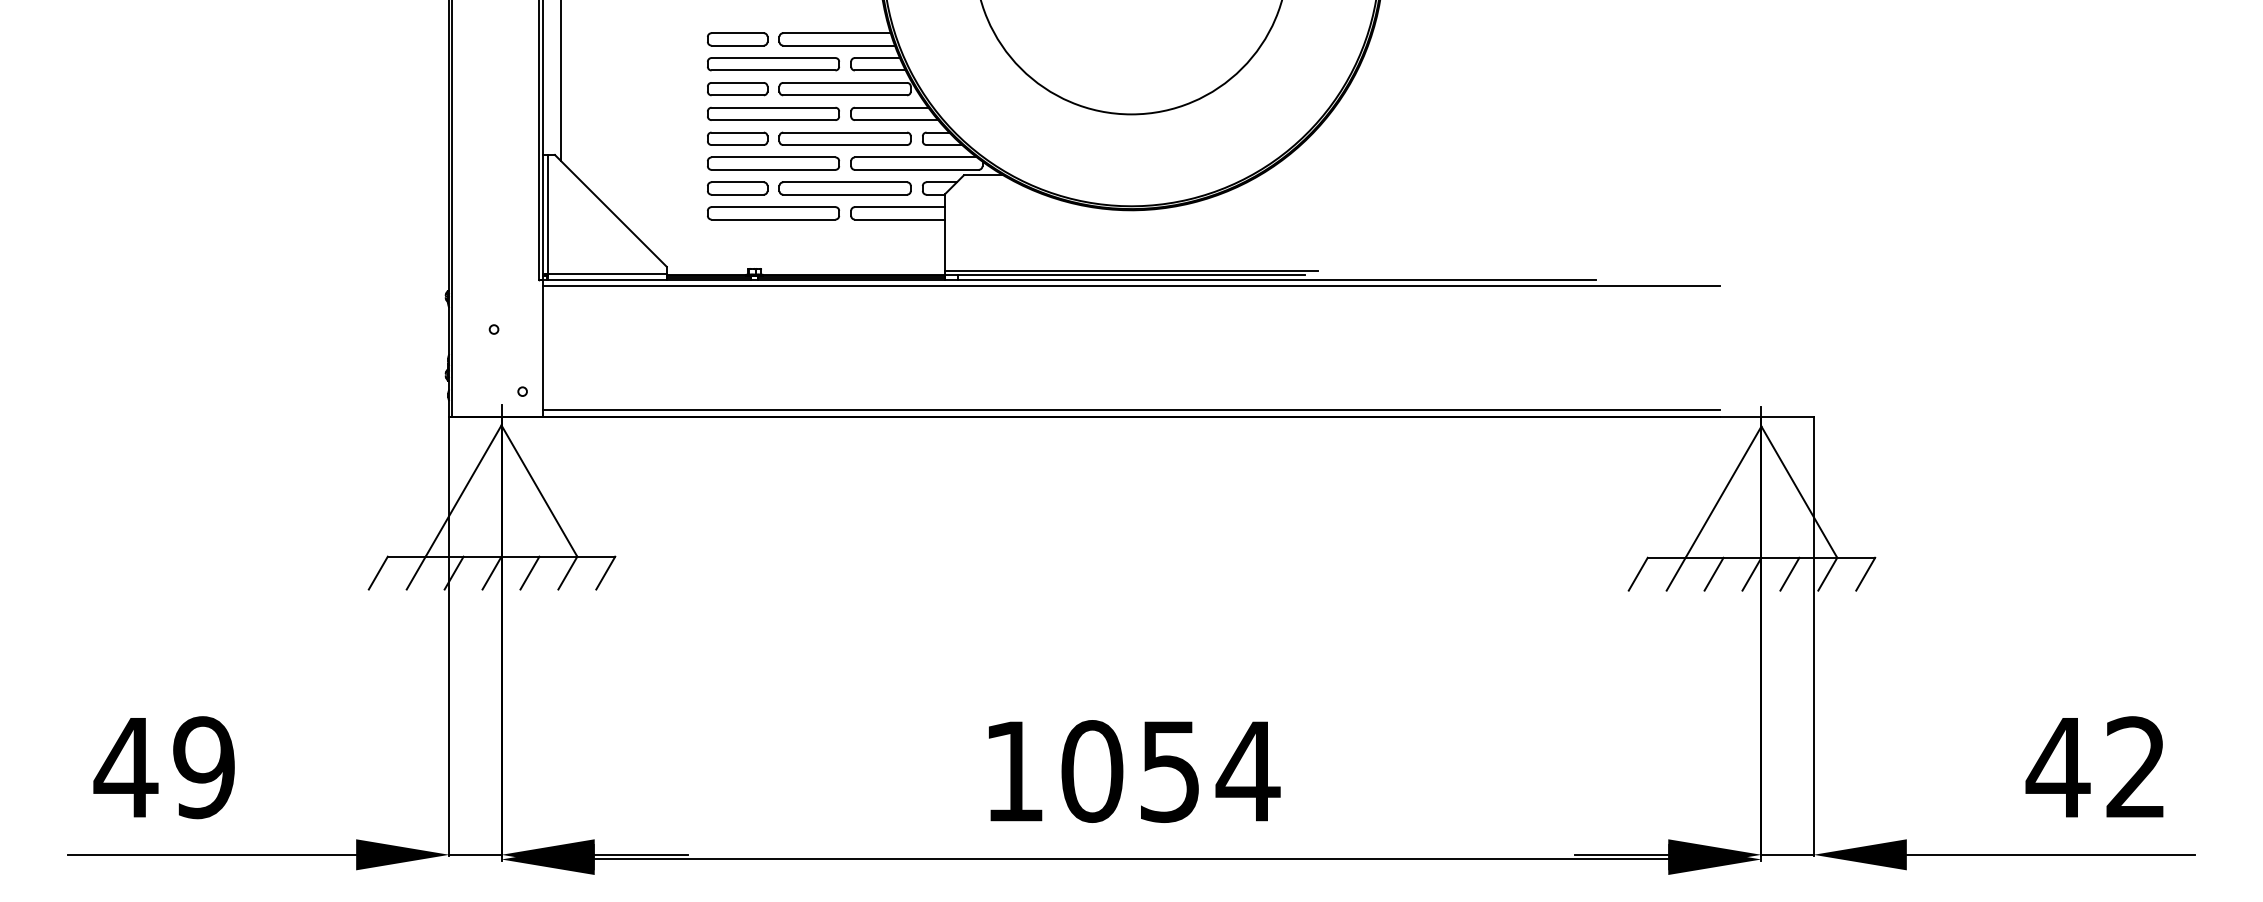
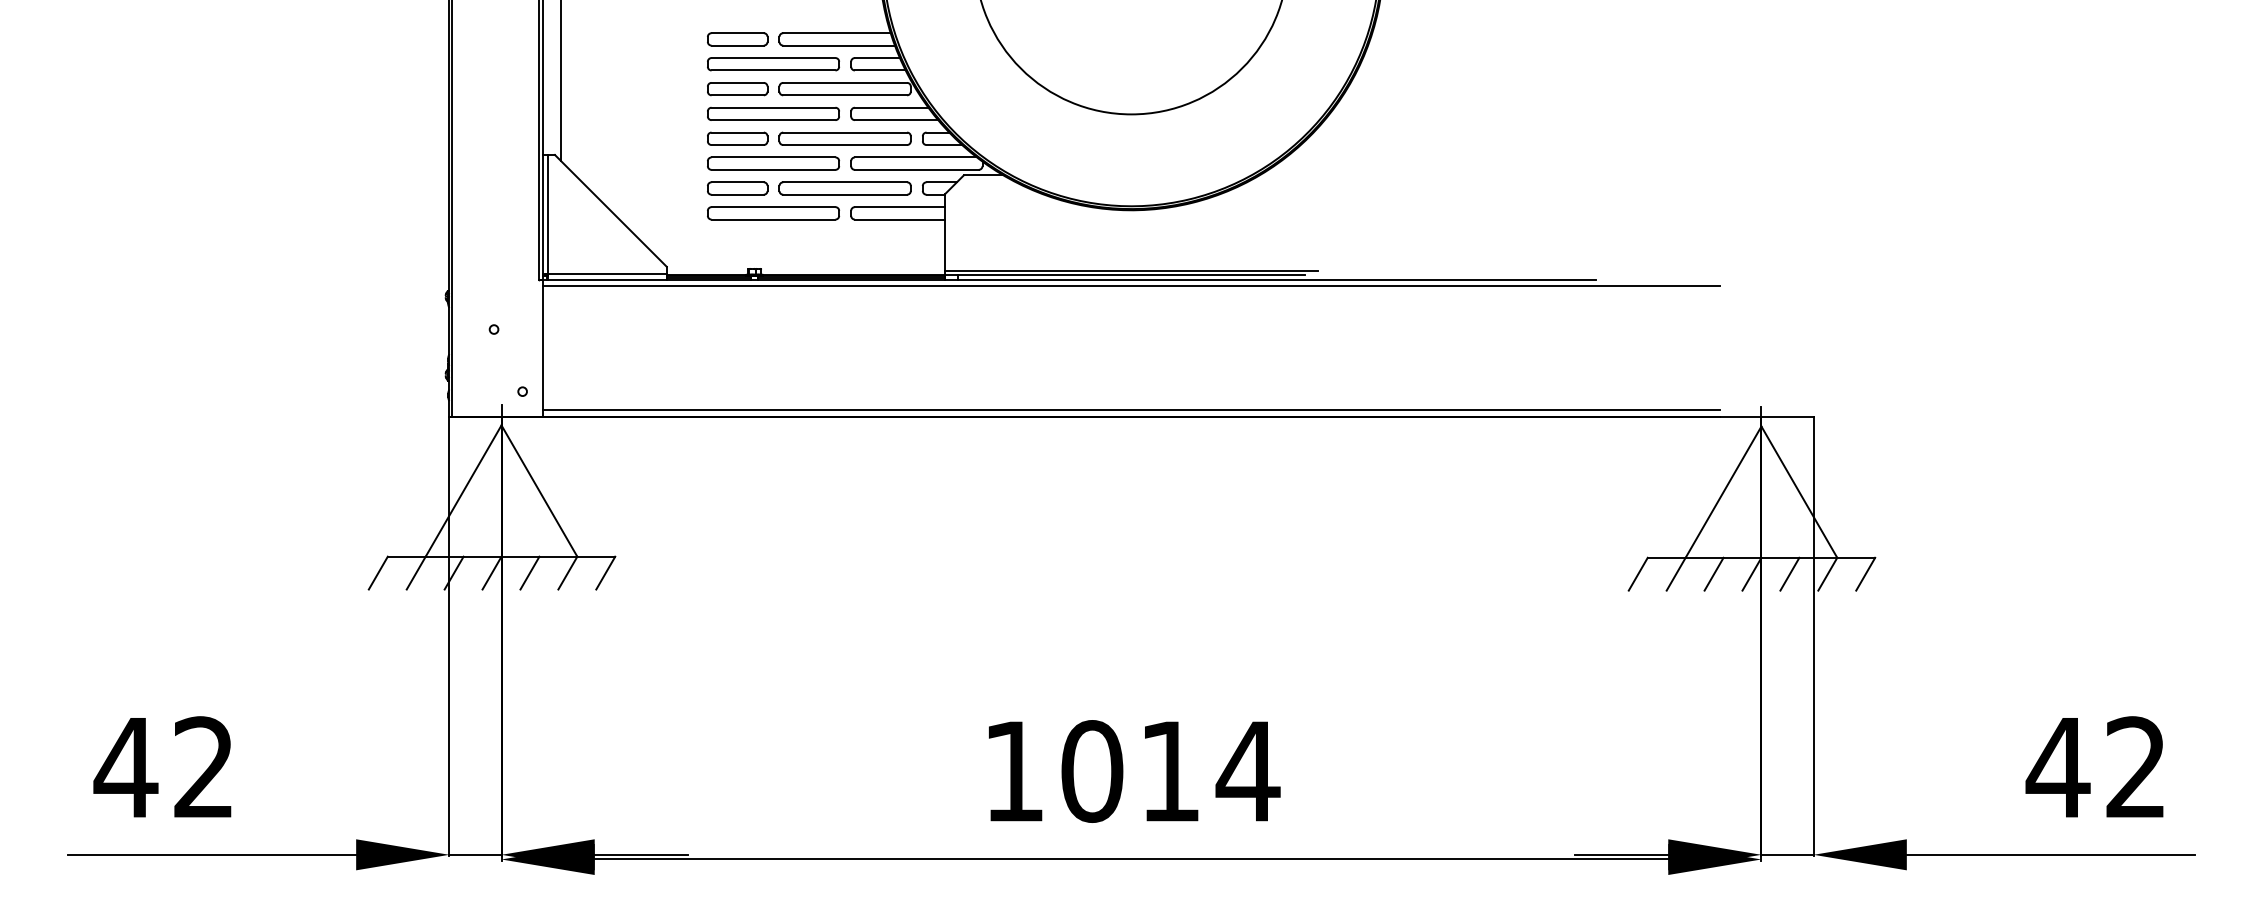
text: 49 -> 42 (203, 767)
text: 1054 -> 1014 (1169, 771)
